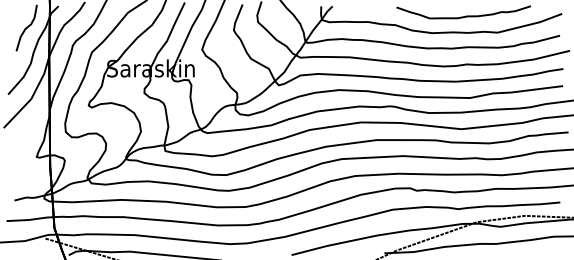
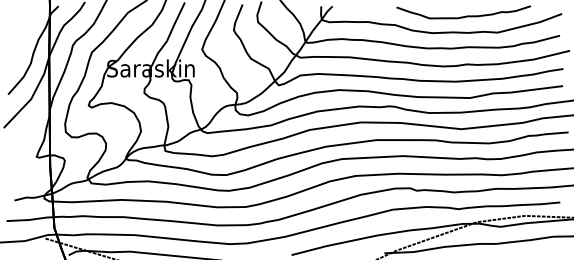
curve: present -> none (26, 27)
